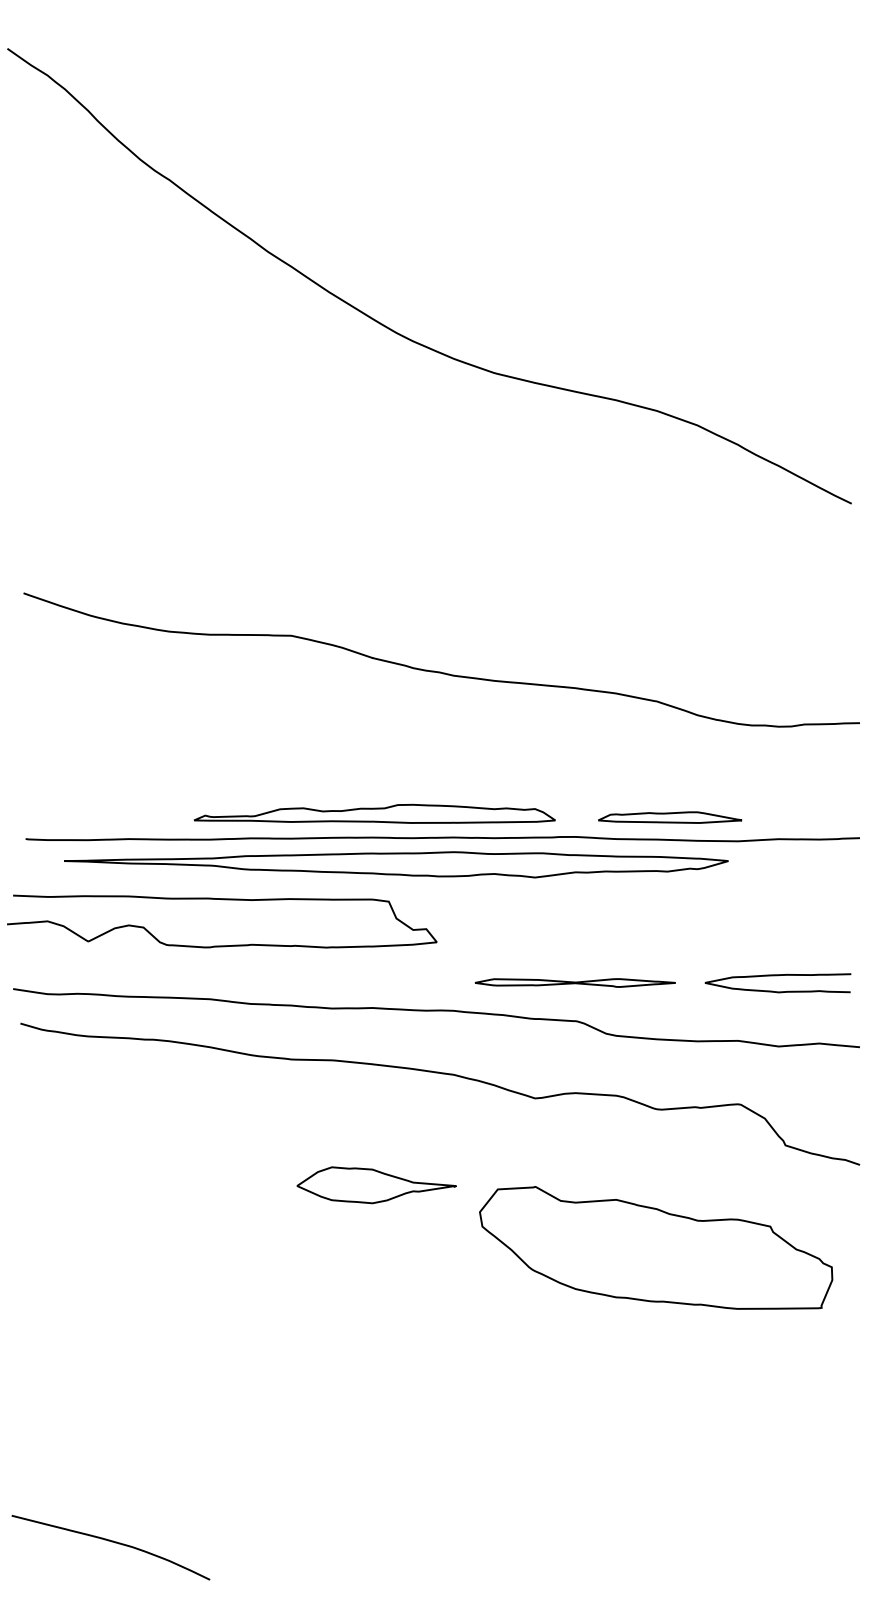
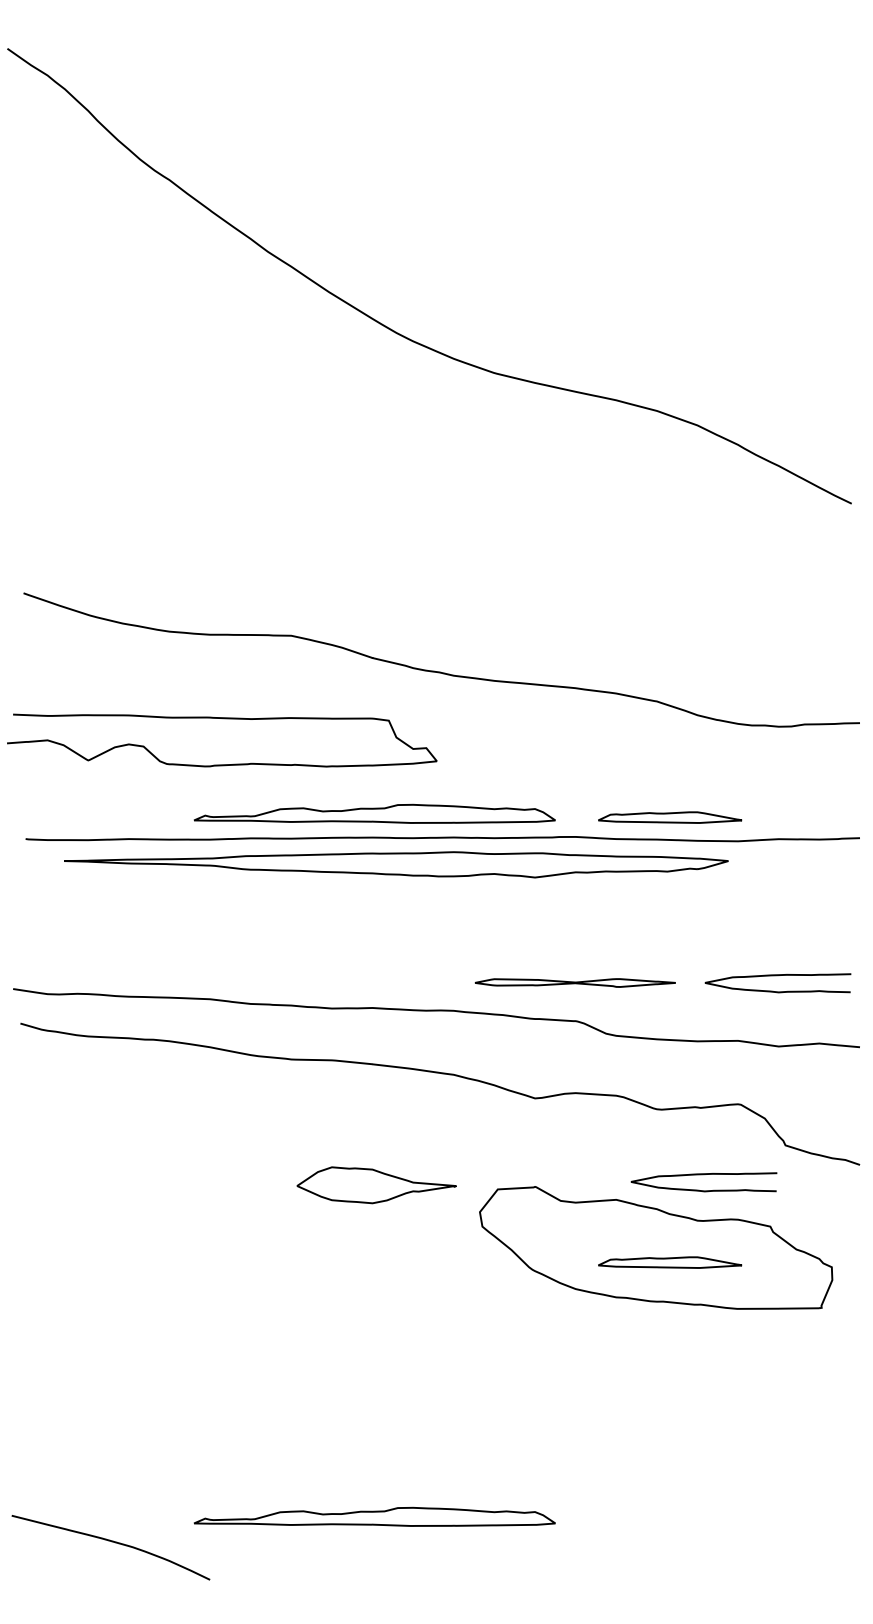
curve position: (223, 900) -> (223, 719) (223, 719)
curve: none -> present (703, 1175)
part: none -> present (670, 1262)
part: none -> present (374, 1516)
